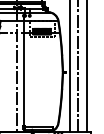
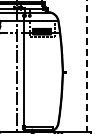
line: present -> none (70, 66)
line: present -> none (78, 66)
line: solid -> dashed (86, 66)
